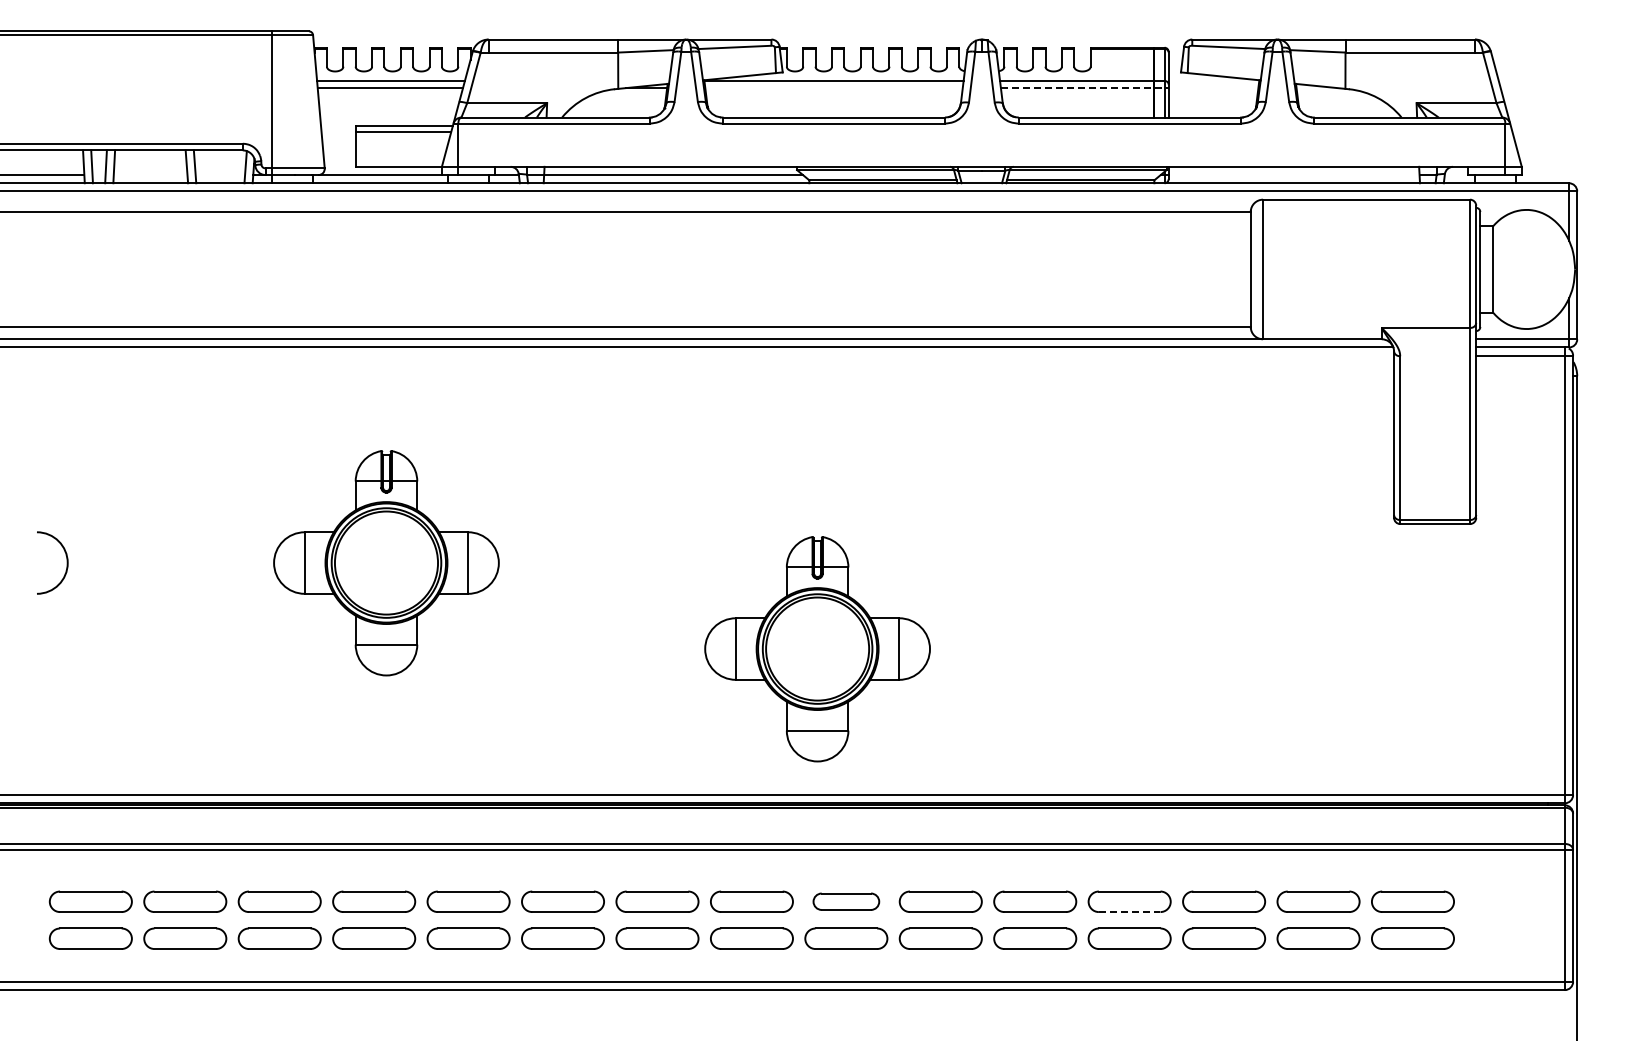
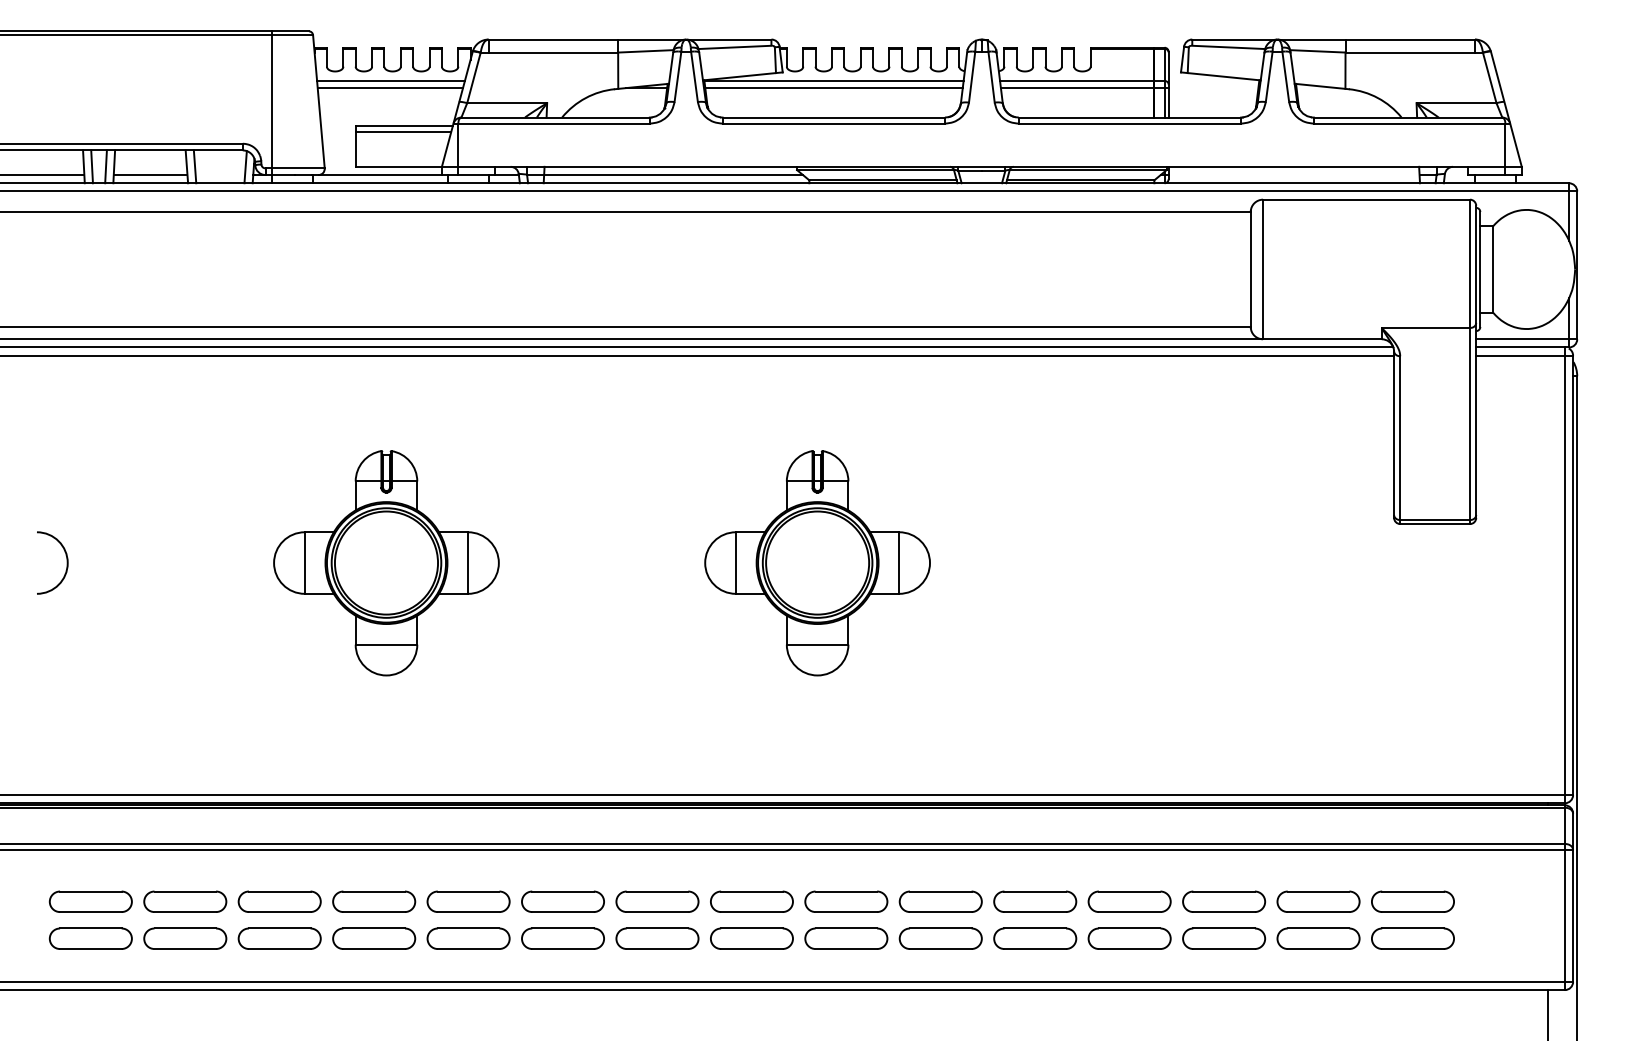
line: none -> present (833, 88)
line: dashed -> solid (1084, 88)
line: none -> present (150, 175)
line: none -> present (698, 355)
part position: (817, 649) -> (817, 563) (817, 563)
part size: 69x19 px -> 85x23 px (846, 901)
line: dashed -> solid (1129, 912)
line: none -> present (1548, 1013)
